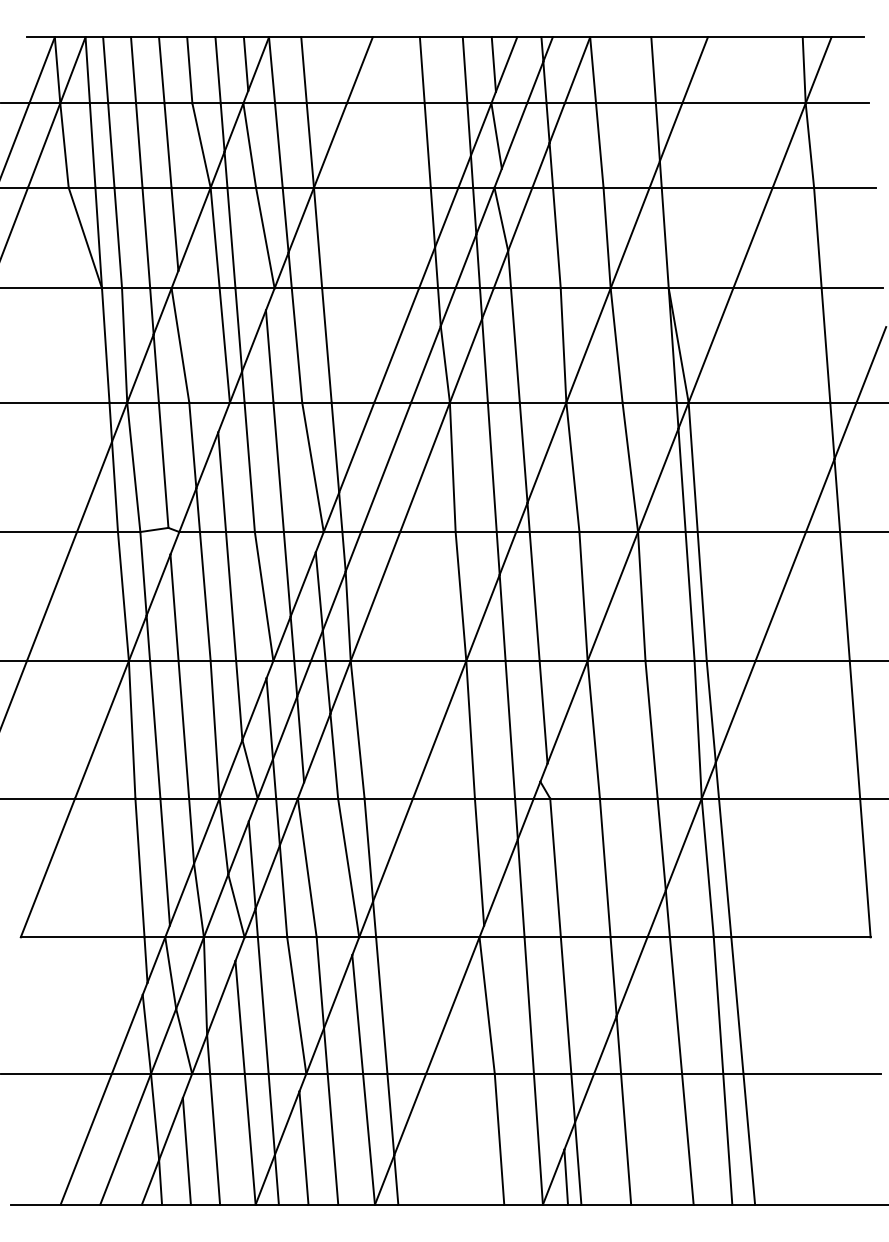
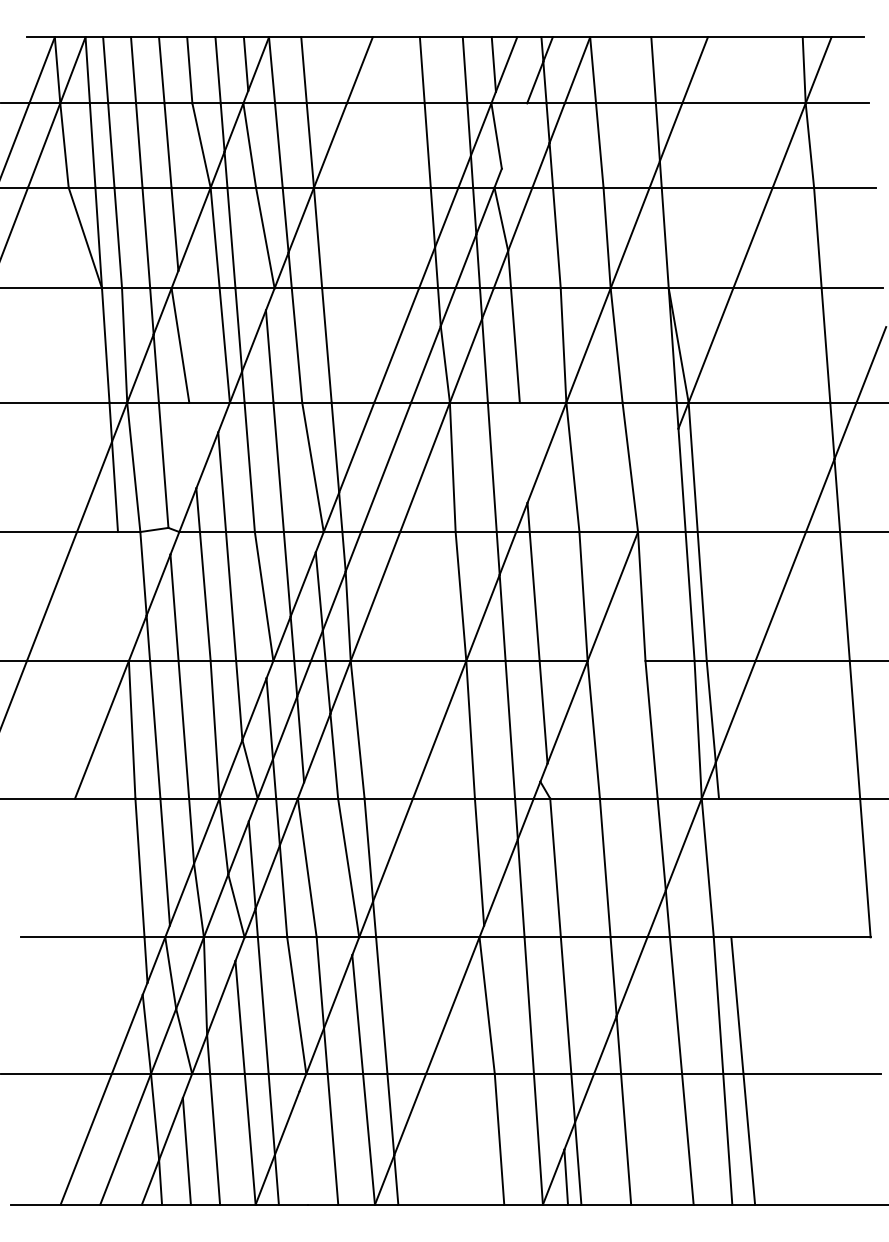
line: present -> none (514, 135)
line: present -> none (192, 445)
line: present -> none (523, 452)
line: present -> none (658, 480)
line: present -> none (122, 596)
line: present -> none (616, 660)
line: present -> none (47, 867)
line: present -> none (725, 867)
line: present -> none (303, 1147)
